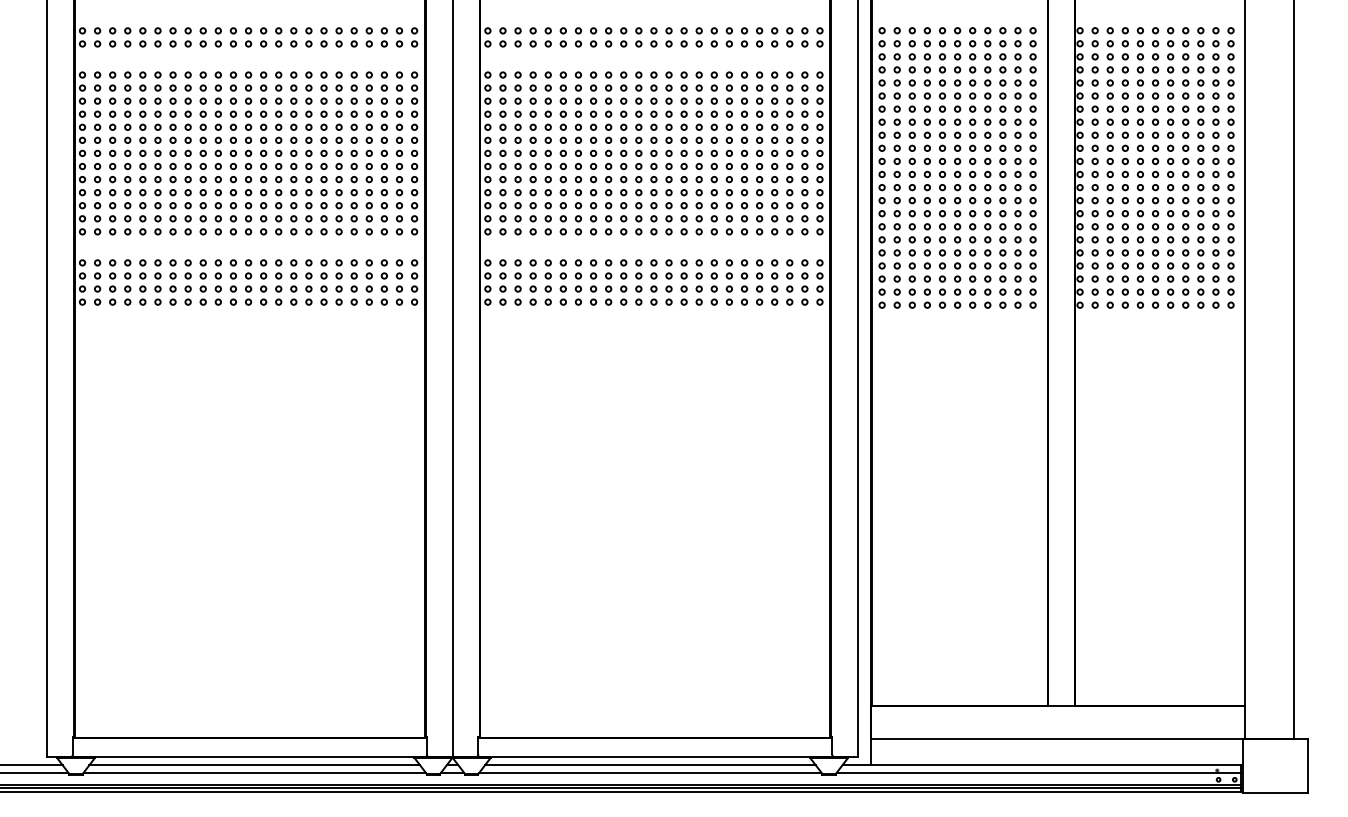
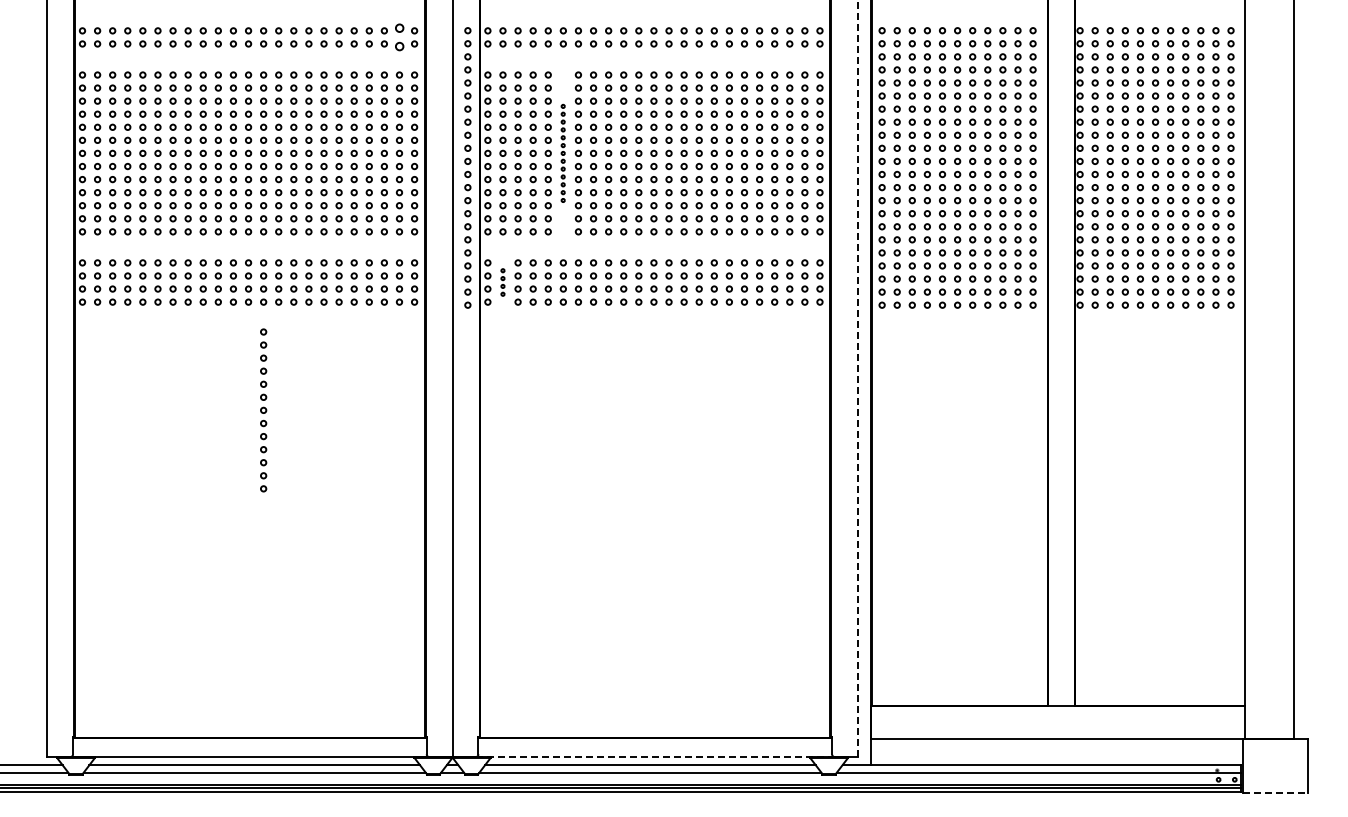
part size: 8x21 px -> 10x29 px (399, 37)
part size: 8x165 px -> 6x100 px (562, 152)
part: none -> present (467, 167)
part size: 8x47 px -> 6x29 px (502, 282)
line: solid -> dashed (857, 378)
part: none -> present (263, 410)
line: solid -> dashed (656, 757)
line: solid -> dashed (1275, 792)
